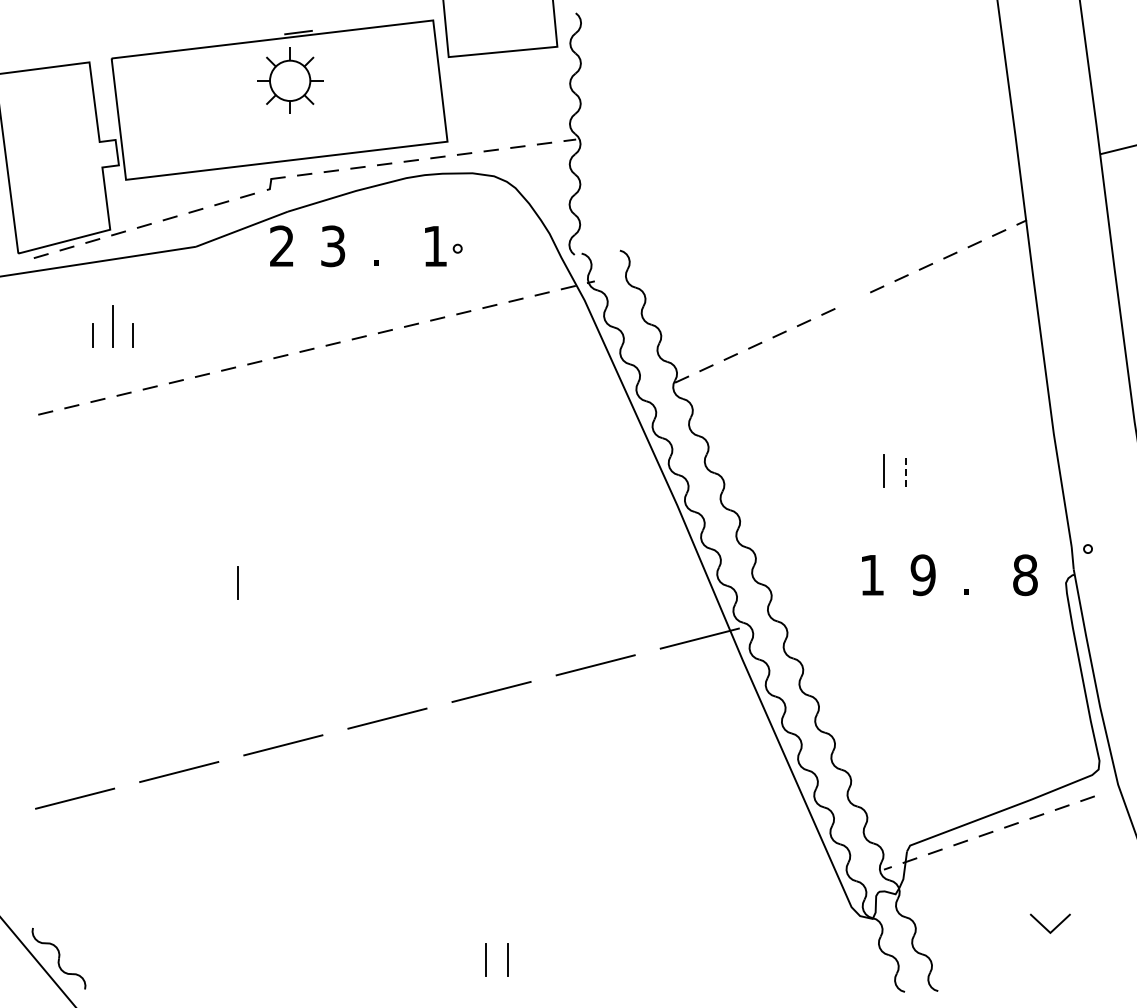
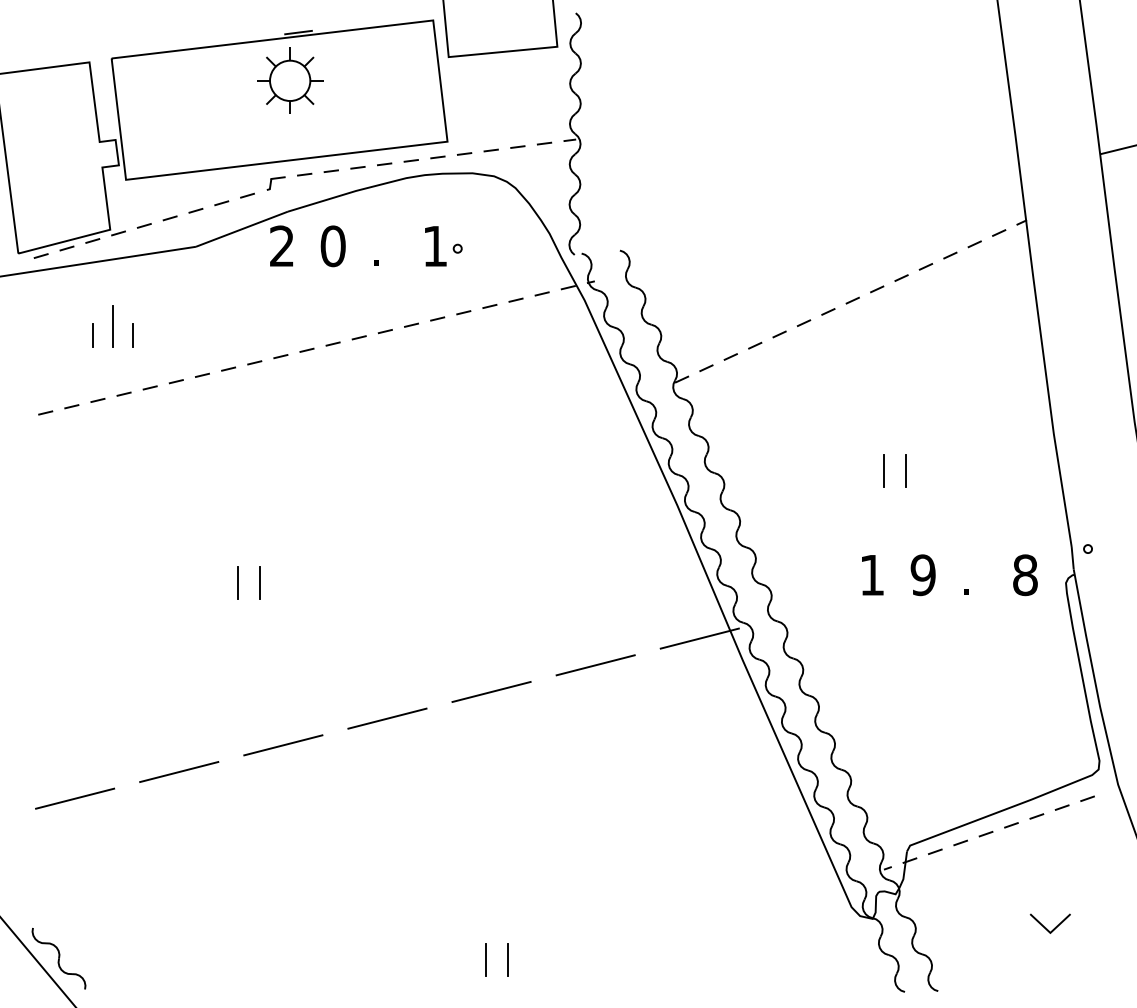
text: 3 -> 0 (332, 246)
line: none -> present (852, 300)
line: dashed -> solid (905, 470)
line: none -> present (259, 582)
